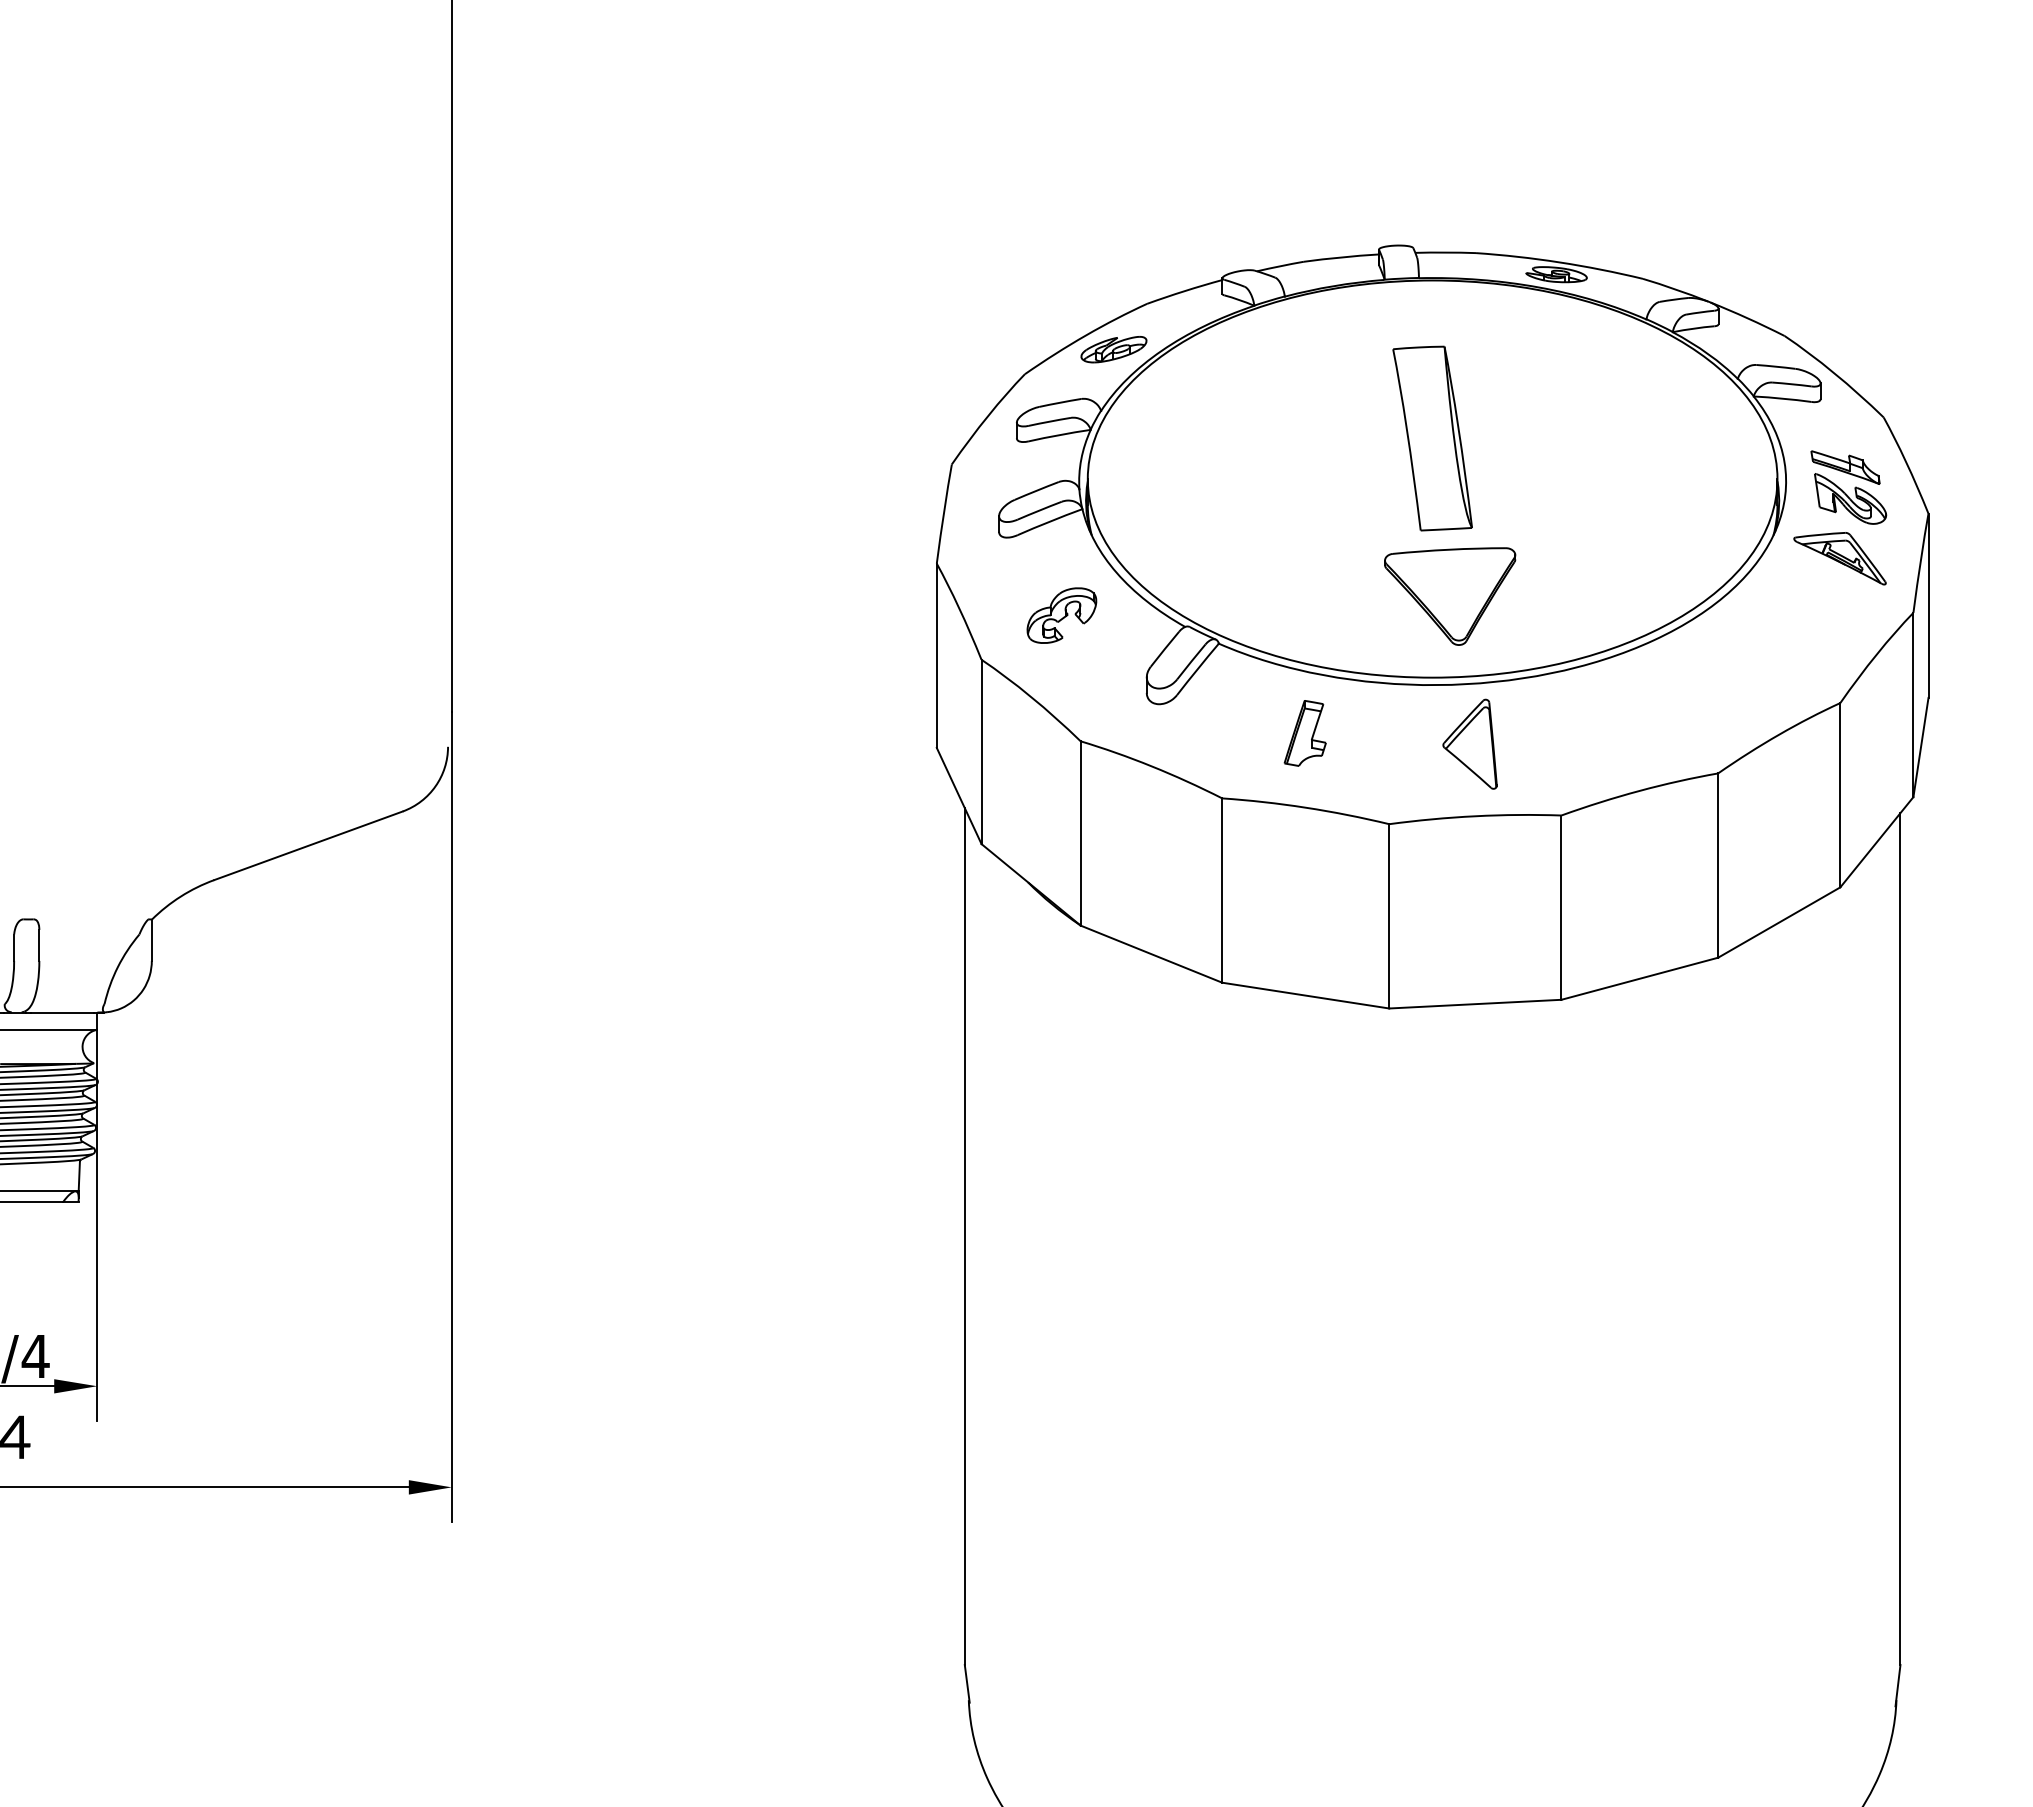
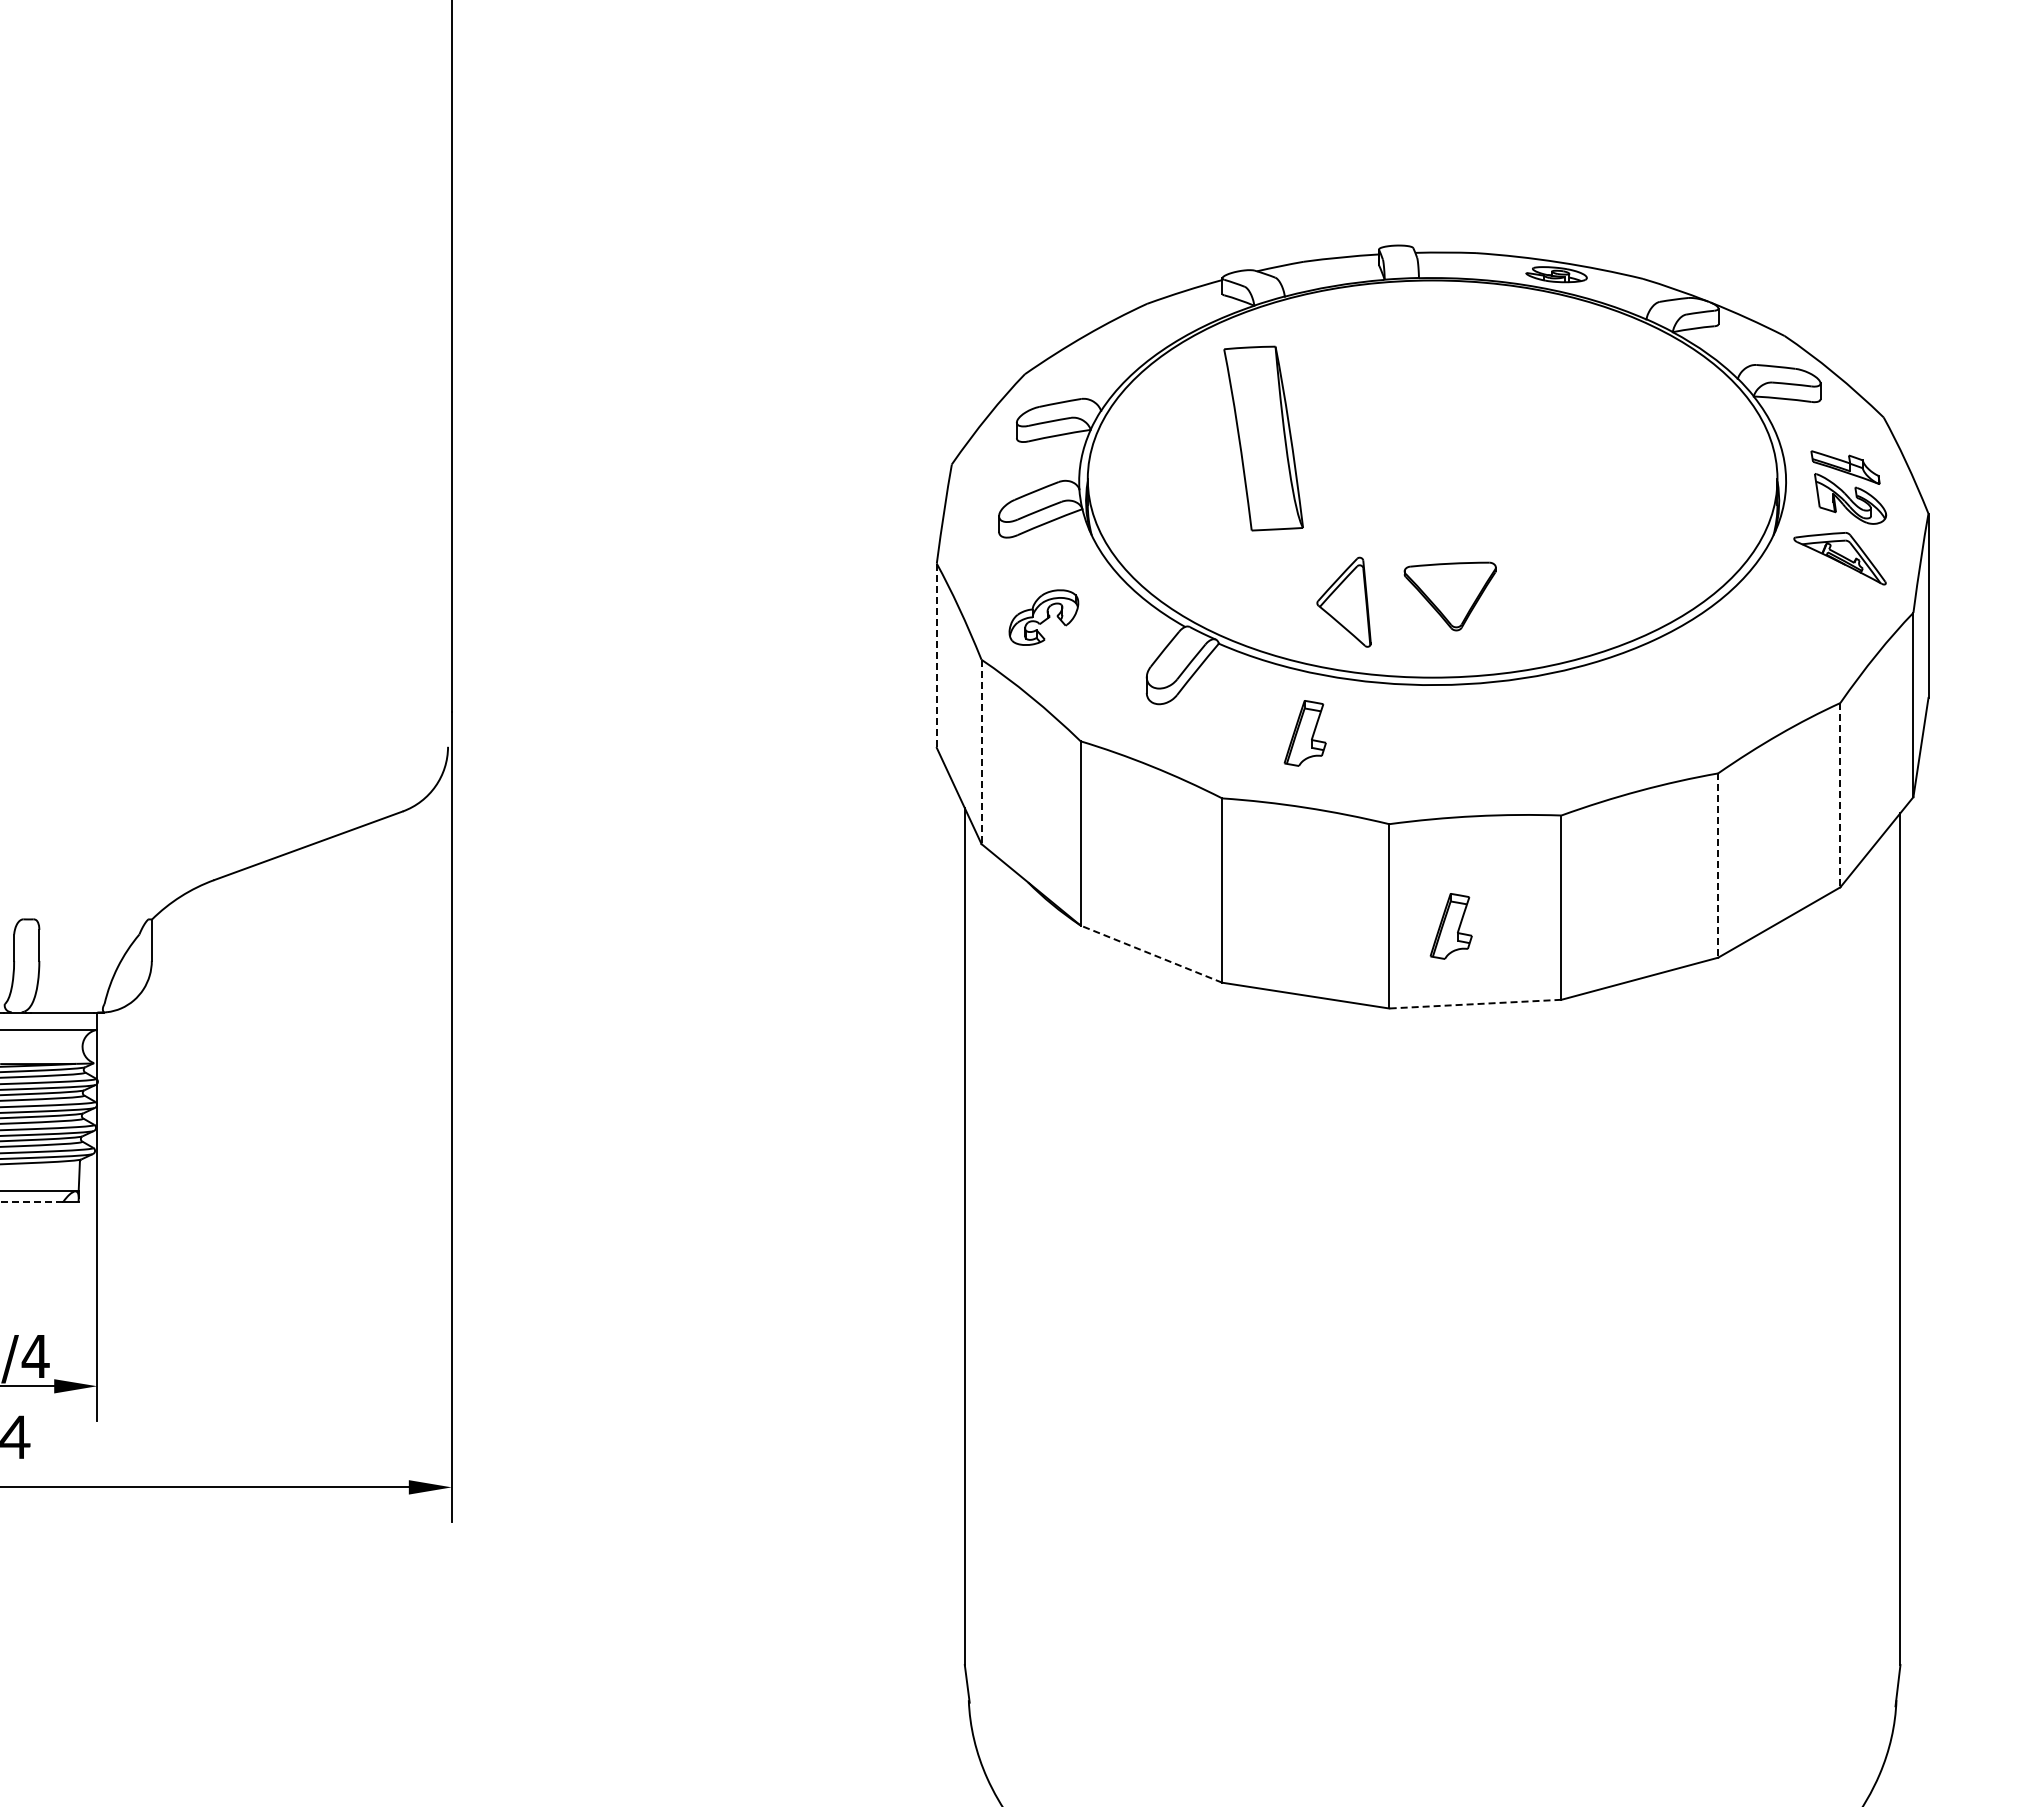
part: present -> none (1113, 349)
part position: (1432, 438) -> (1263, 438) (1263, 438)
part size: 133x99 px -> 94x71 px (1449, 596)
part position: (1061, 615) -> (1043, 617) (1043, 617)
line: solid -> dashed (936, 656)
part position: (1469, 743) -> (1343, 601) (1343, 601)
line: solid -> dashed (981, 752)
line: solid -> dashed (1840, 795)
line: solid -> dashed (1718, 866)
part: none -> present (1450, 926)
line: solid -> dashed (1151, 953)
line: solid -> dashed (1474, 1004)
line: solid -> dashed (31, 1201)
